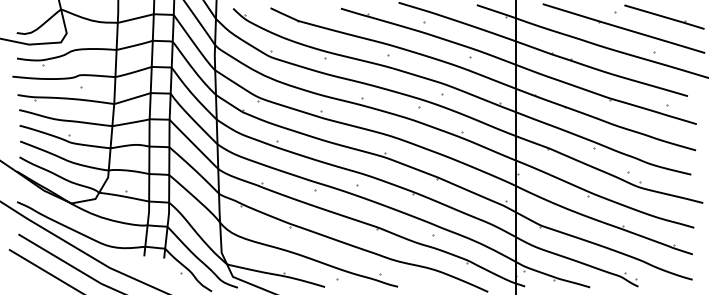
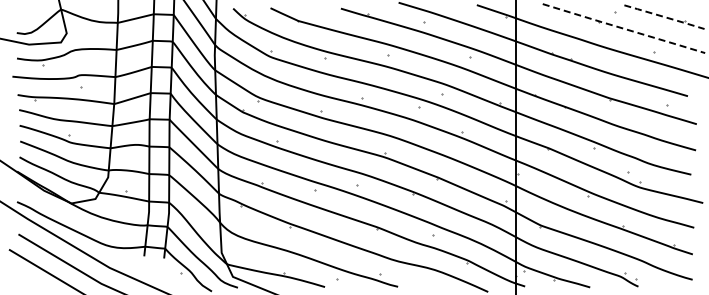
line: solid -> dashed (664, 17)
line: solid -> dashed (623, 28)
